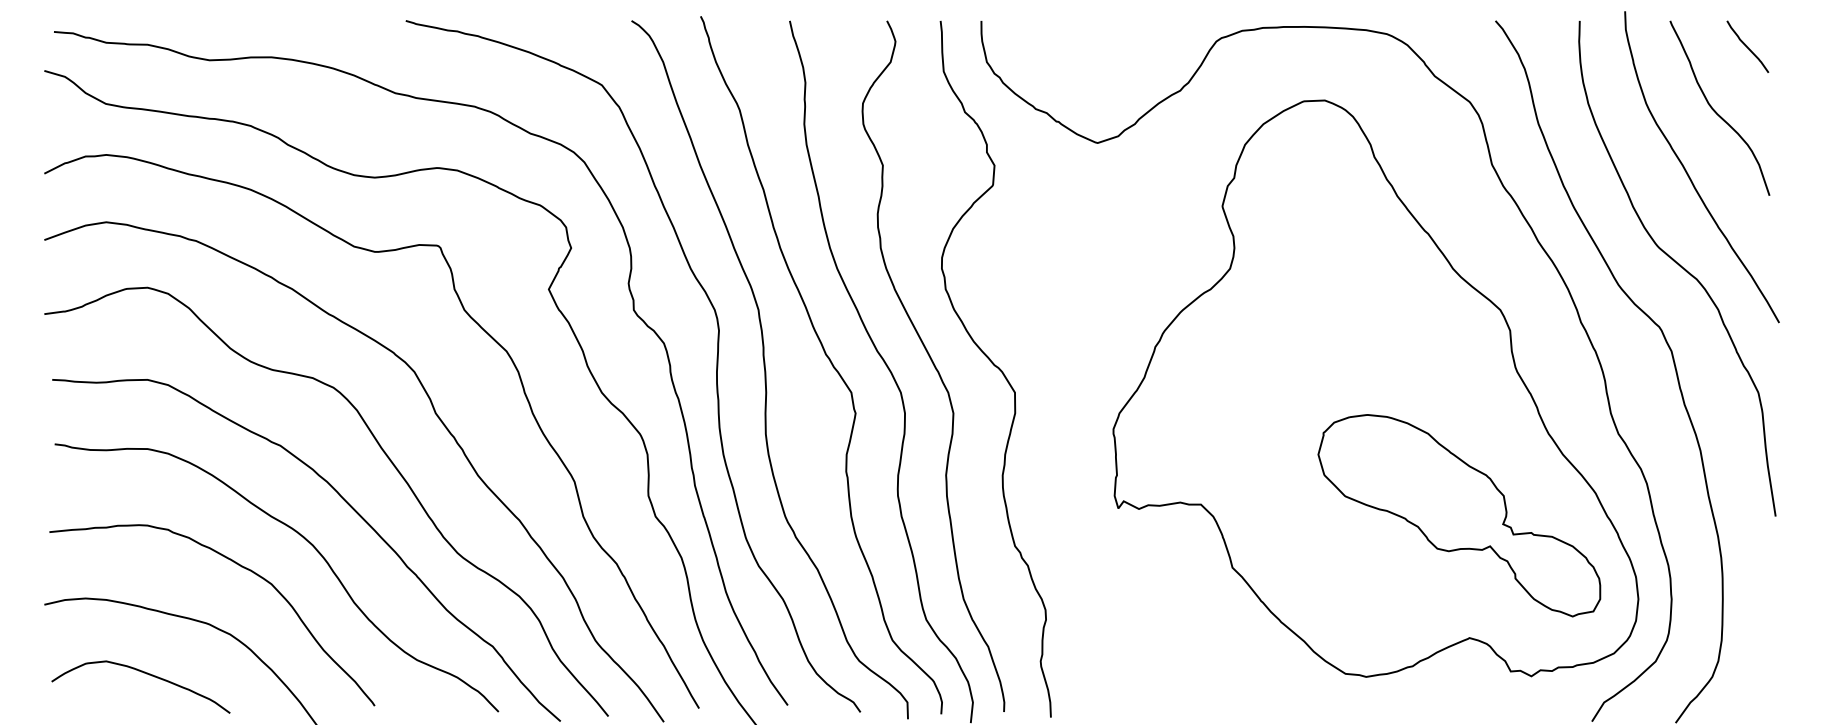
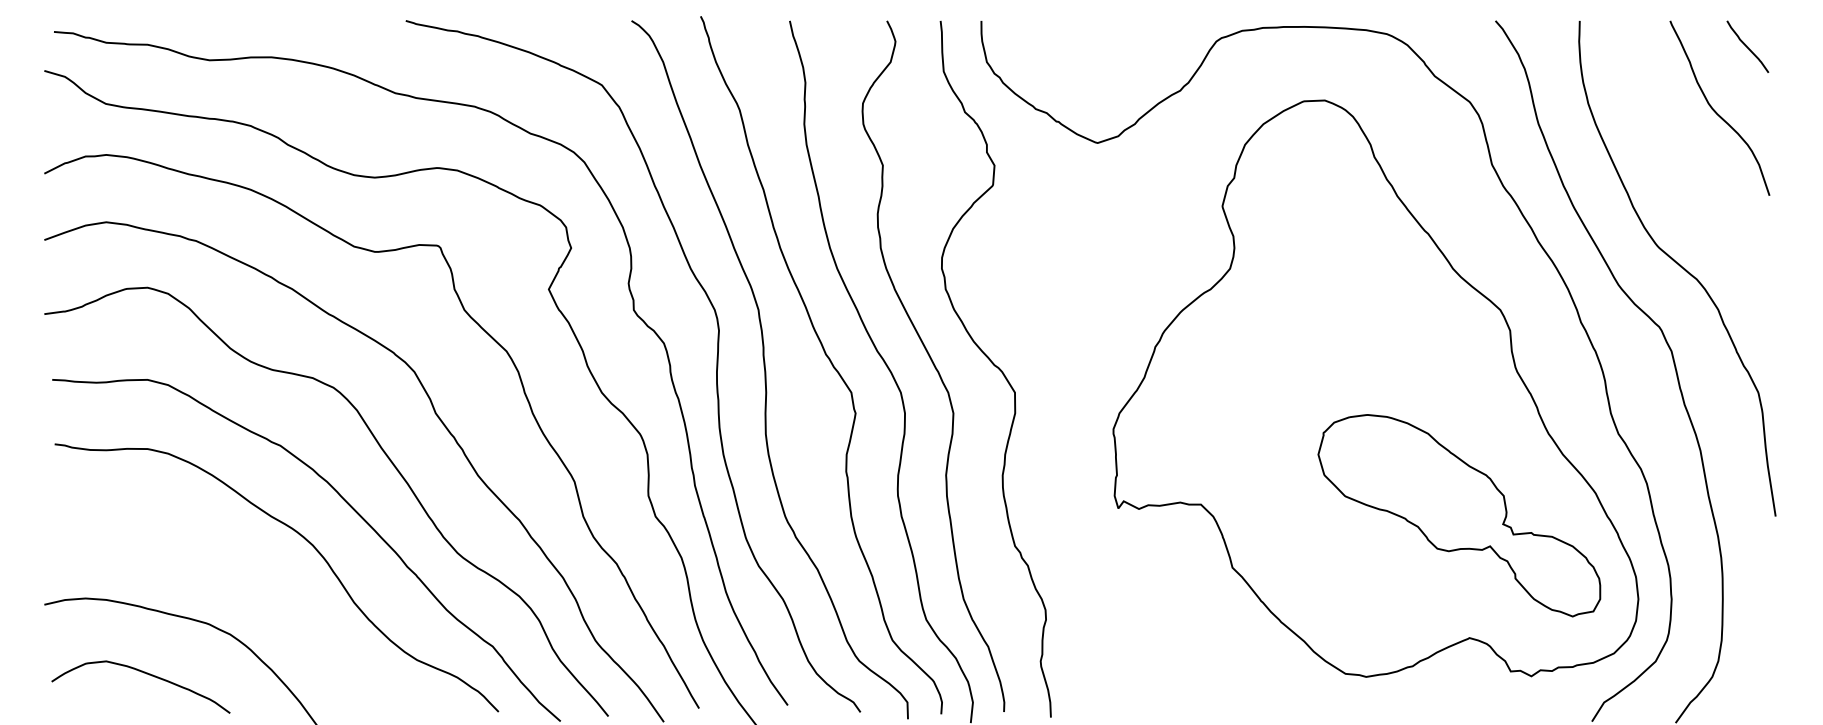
curve: present -> none (1688, 173)
curve: present -> none (241, 567)
